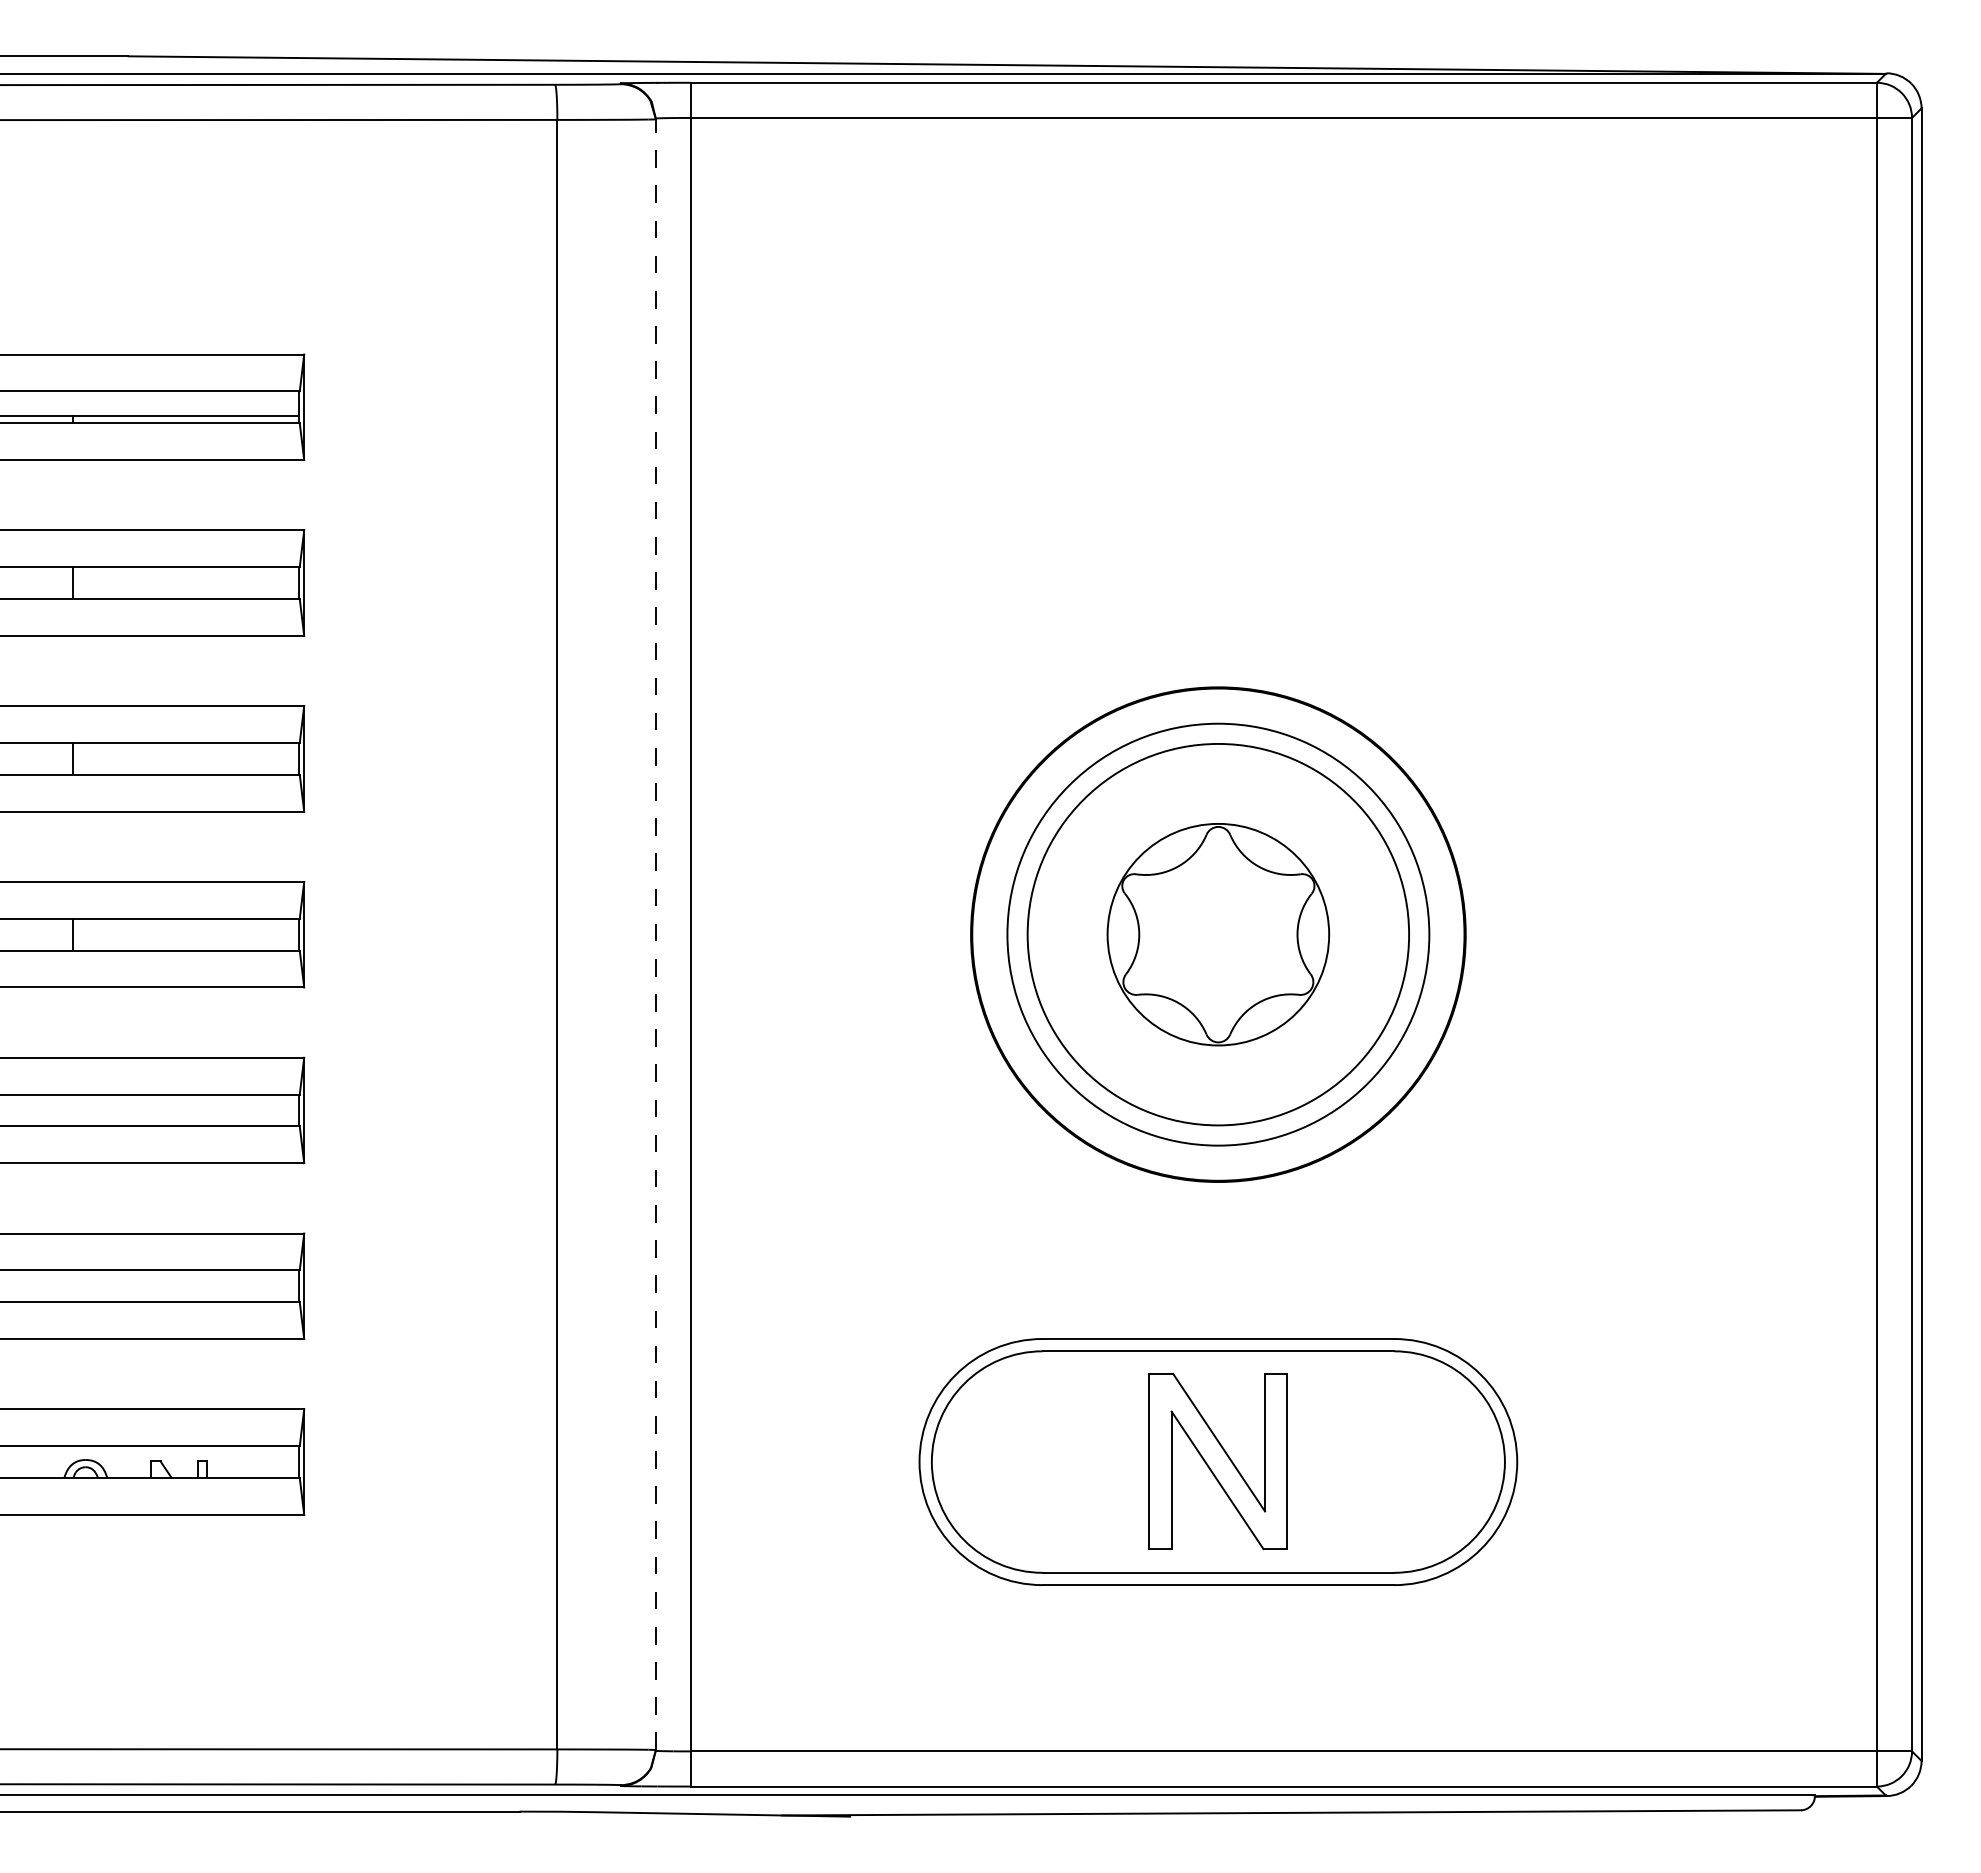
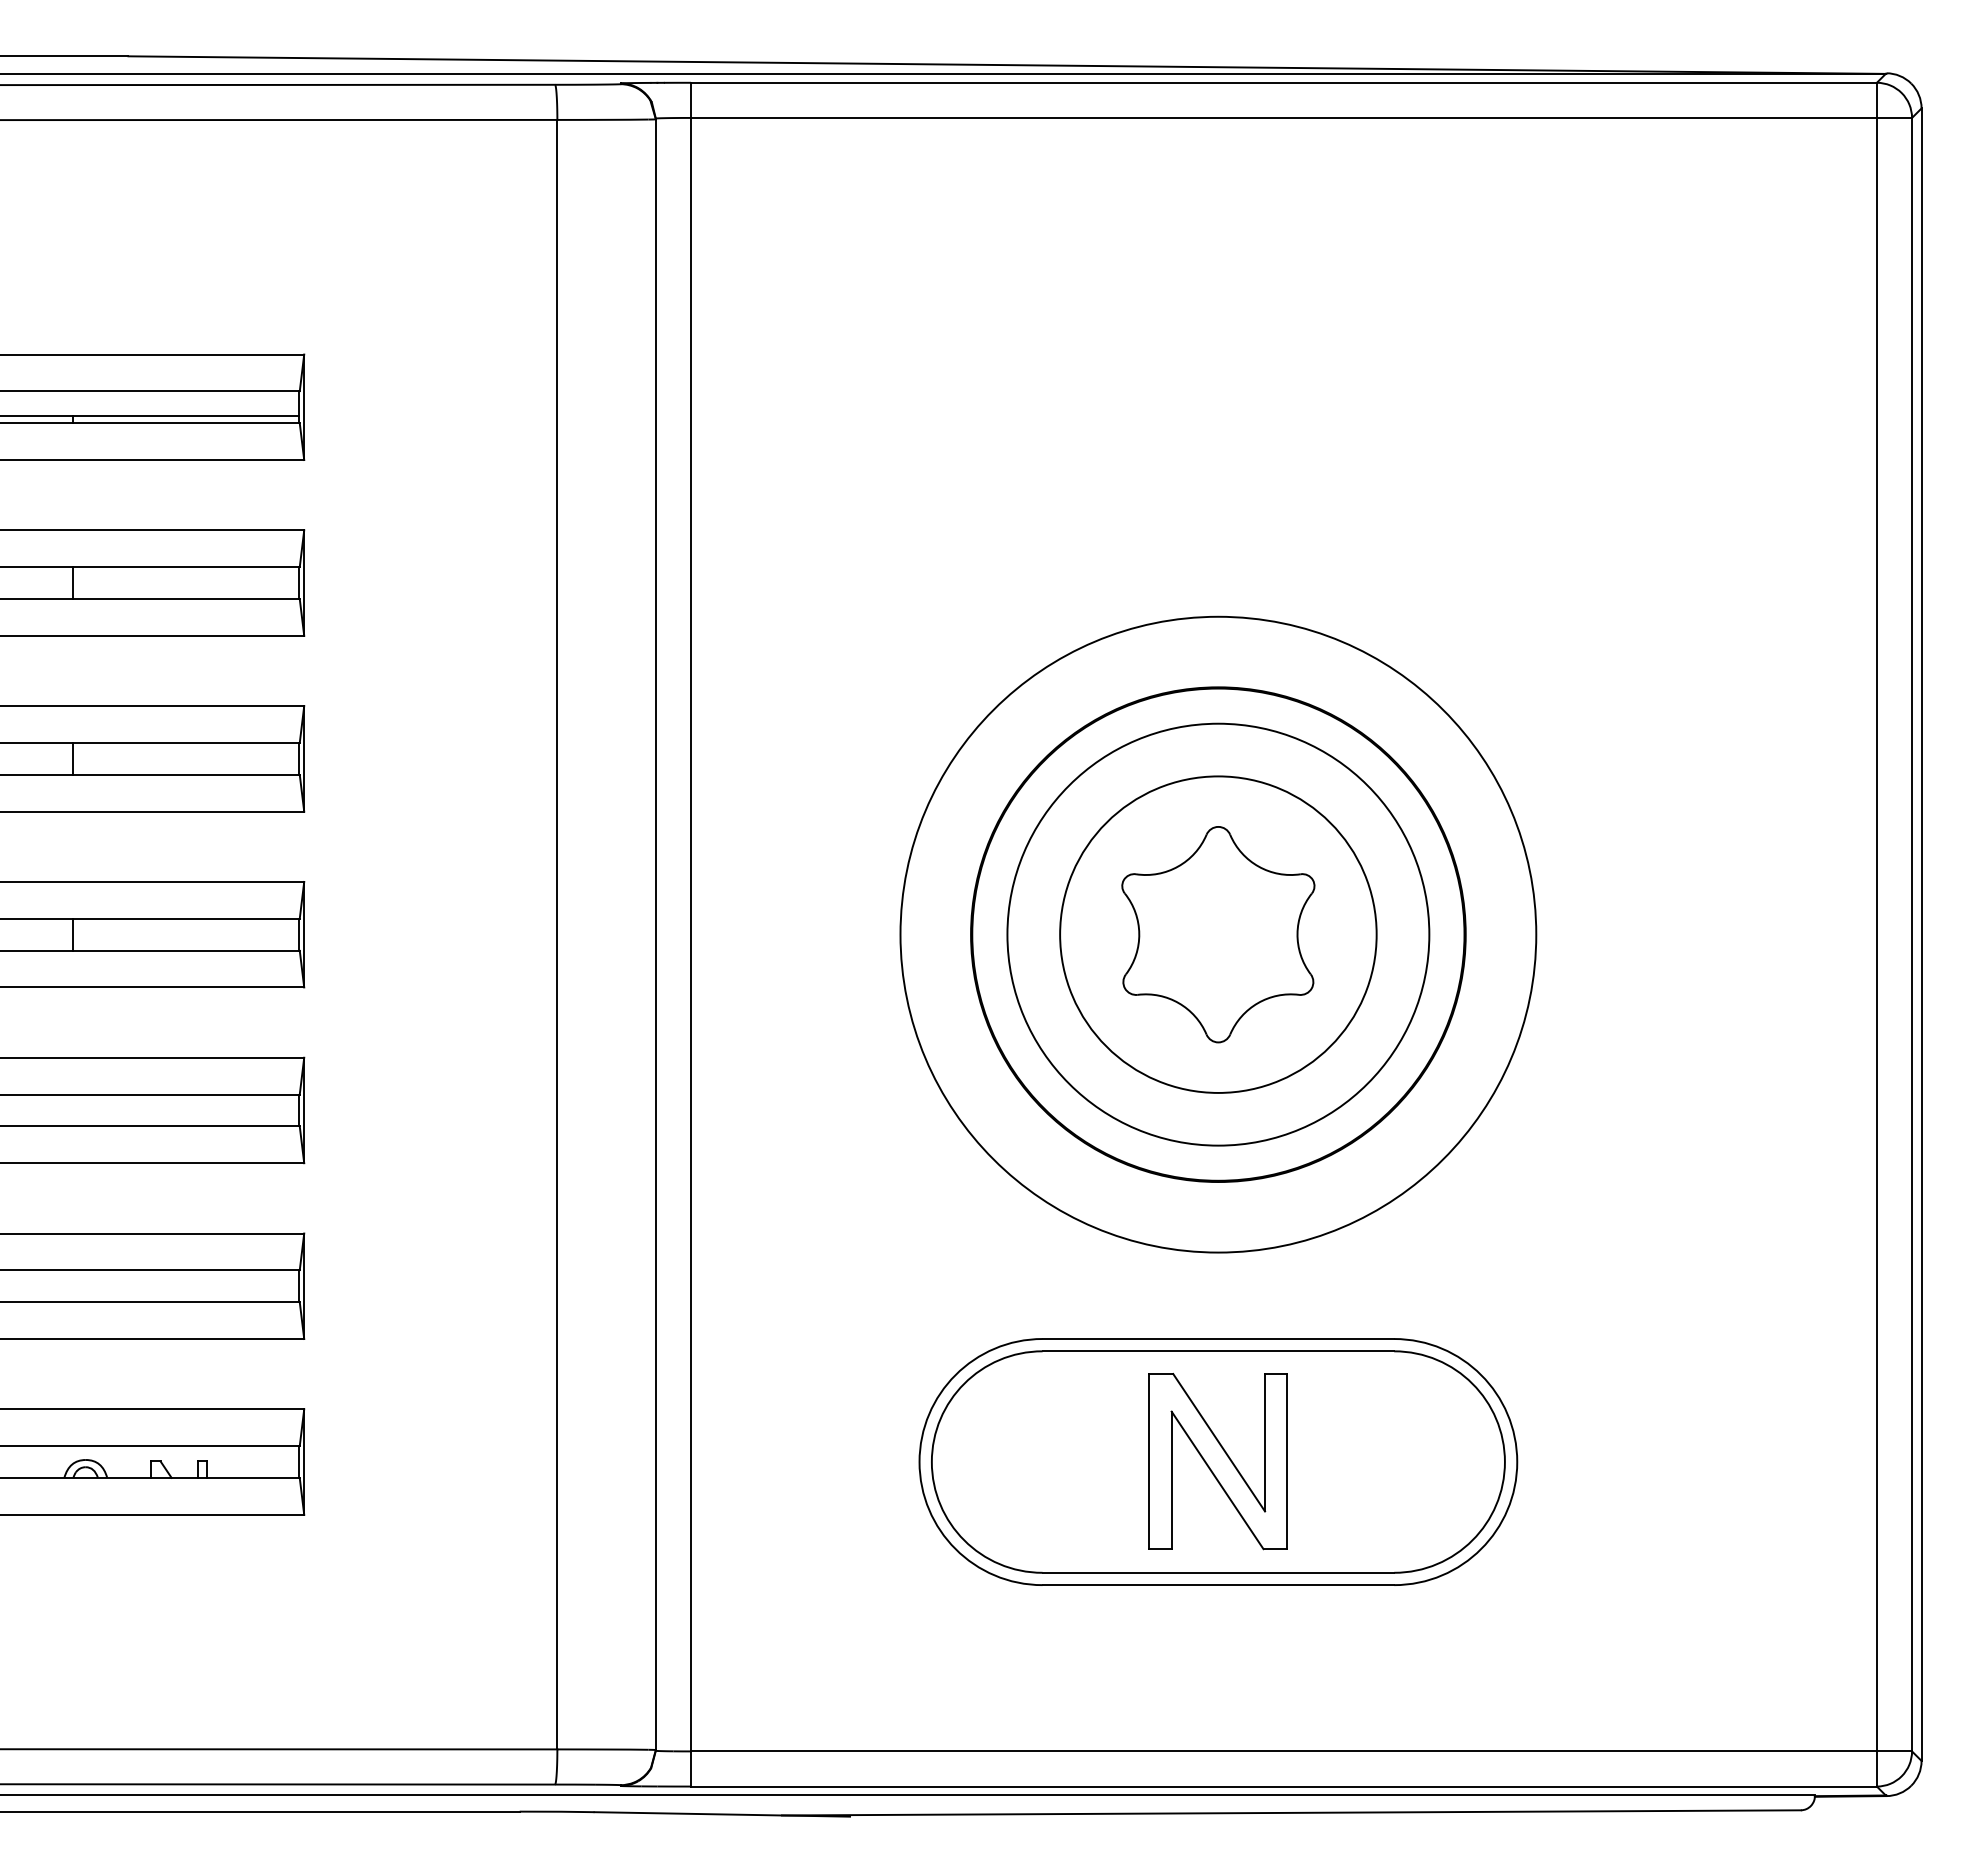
line: dashed -> solid (655, 934)
circle diameter: 222 px -> 317 px (1218, 934)
circle diameter: 381 px -> 636 px (1218, 934)
